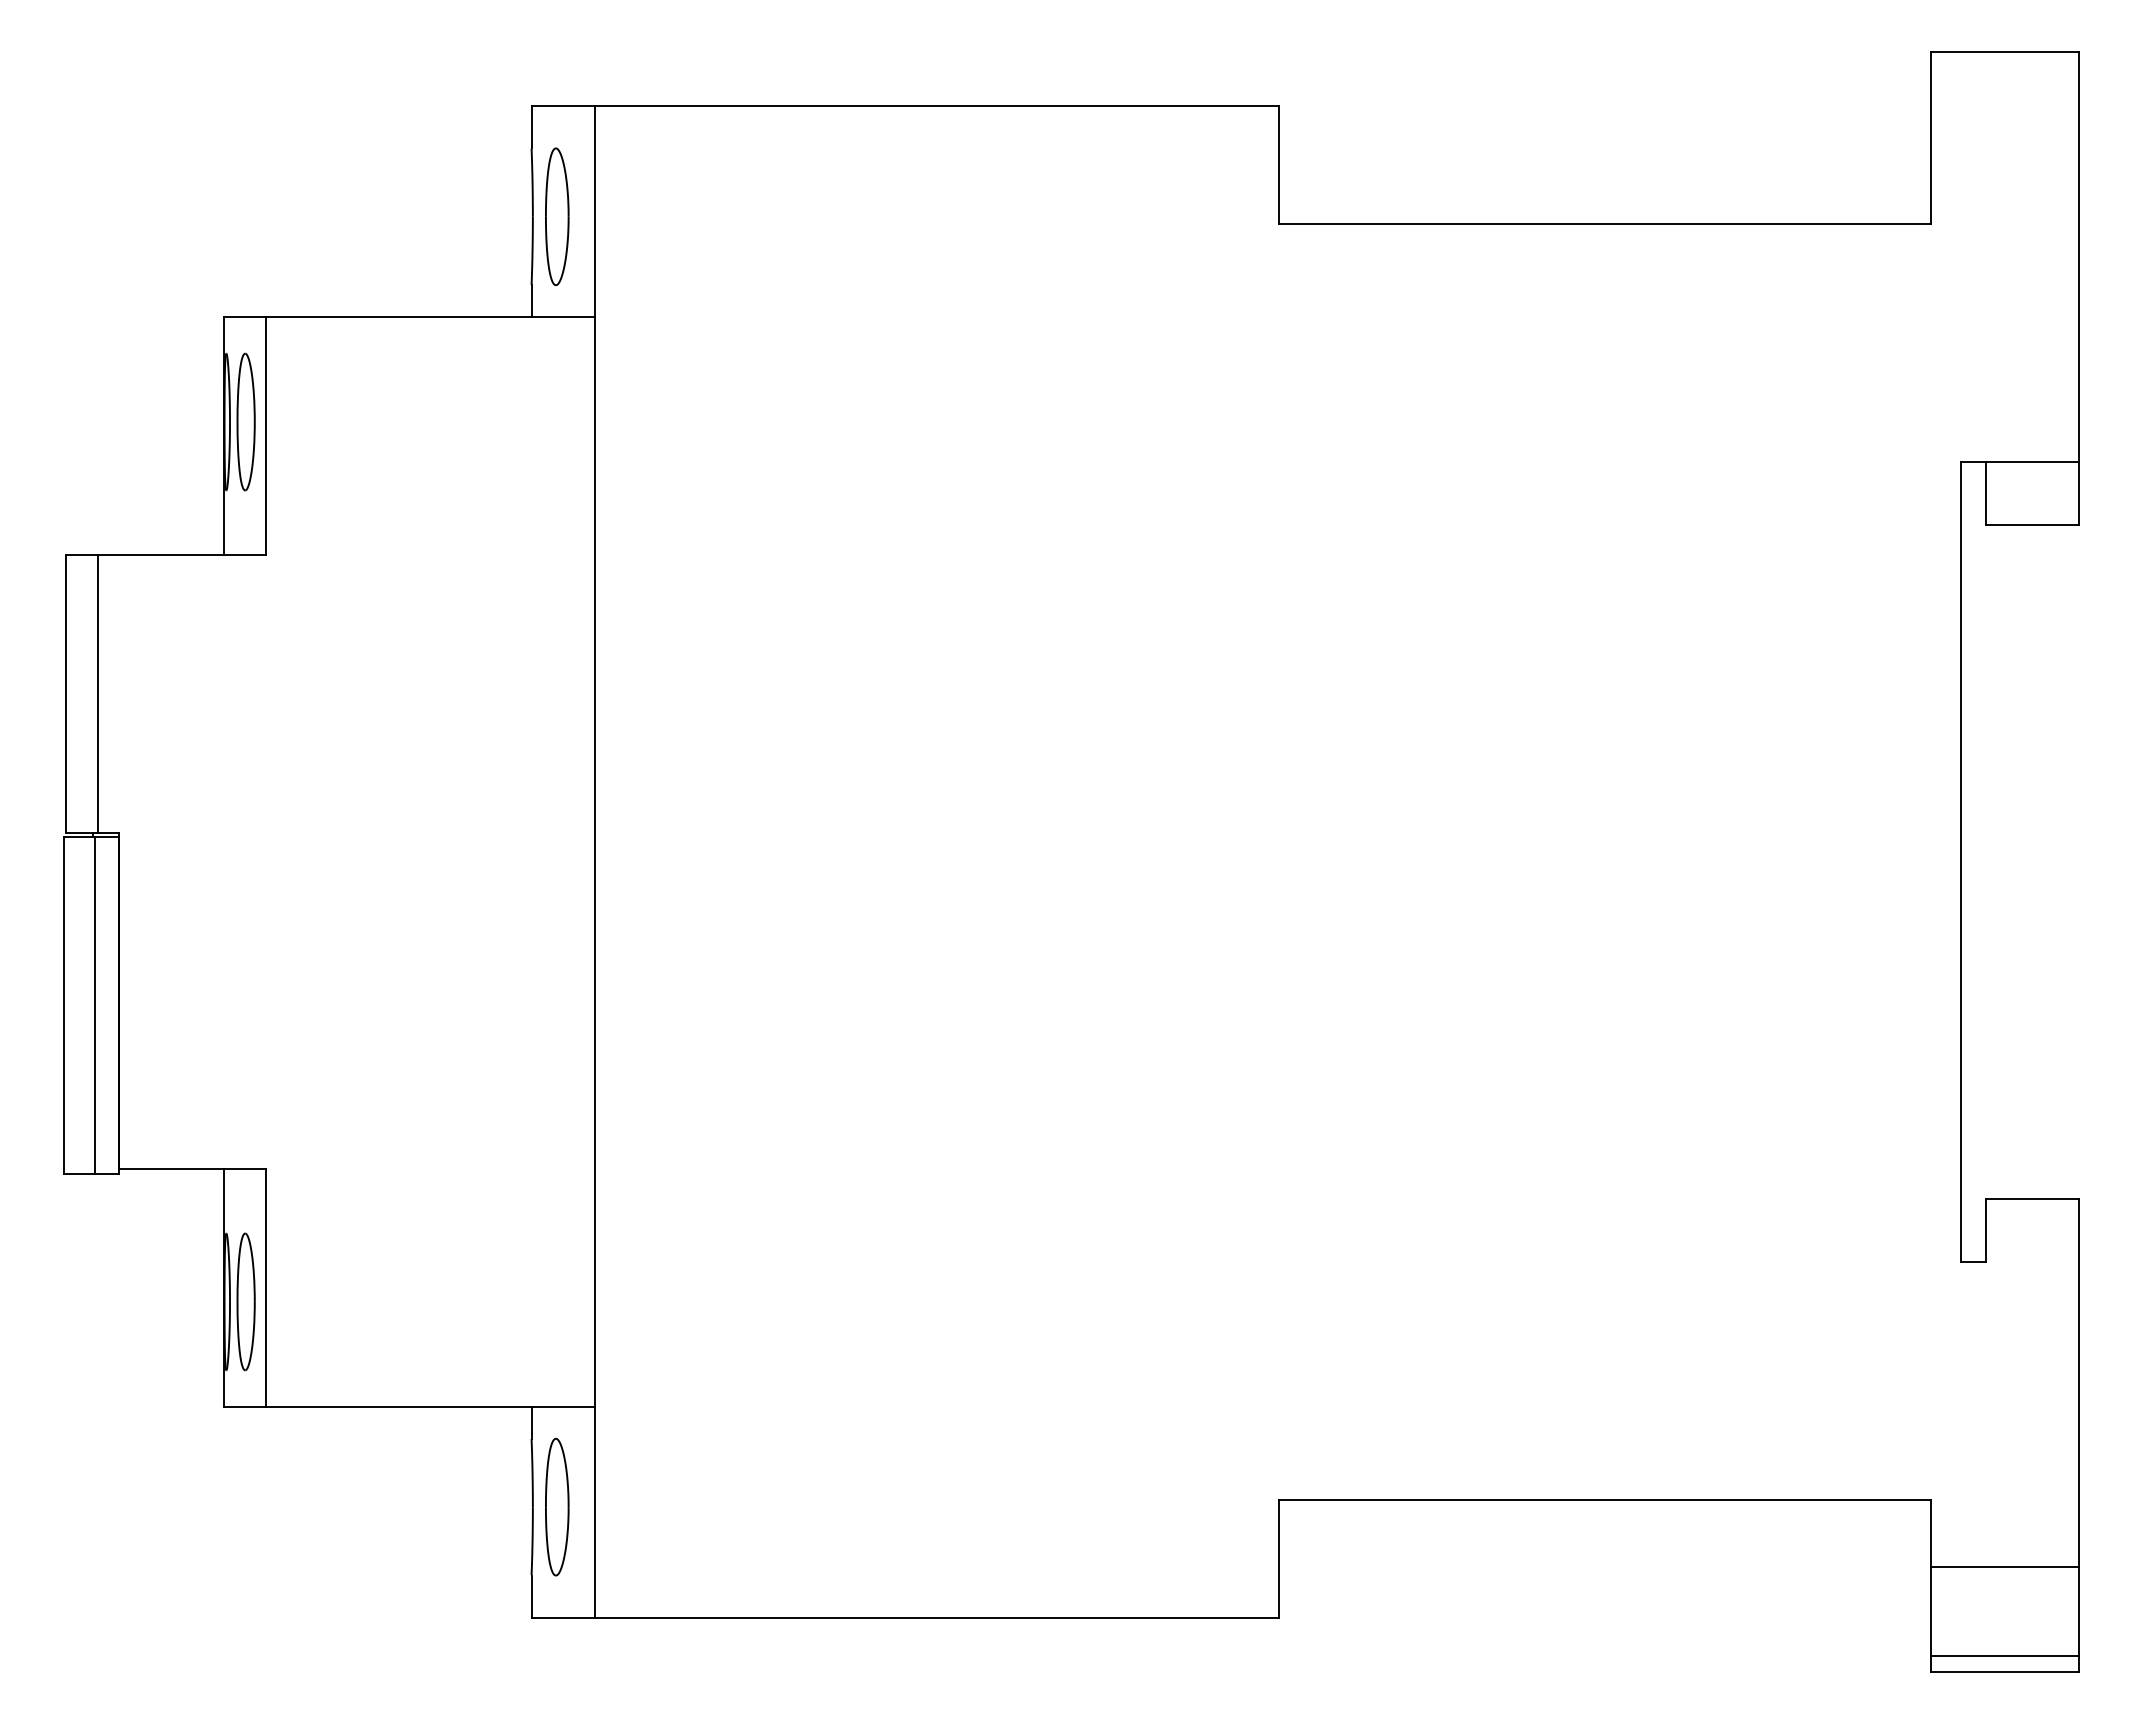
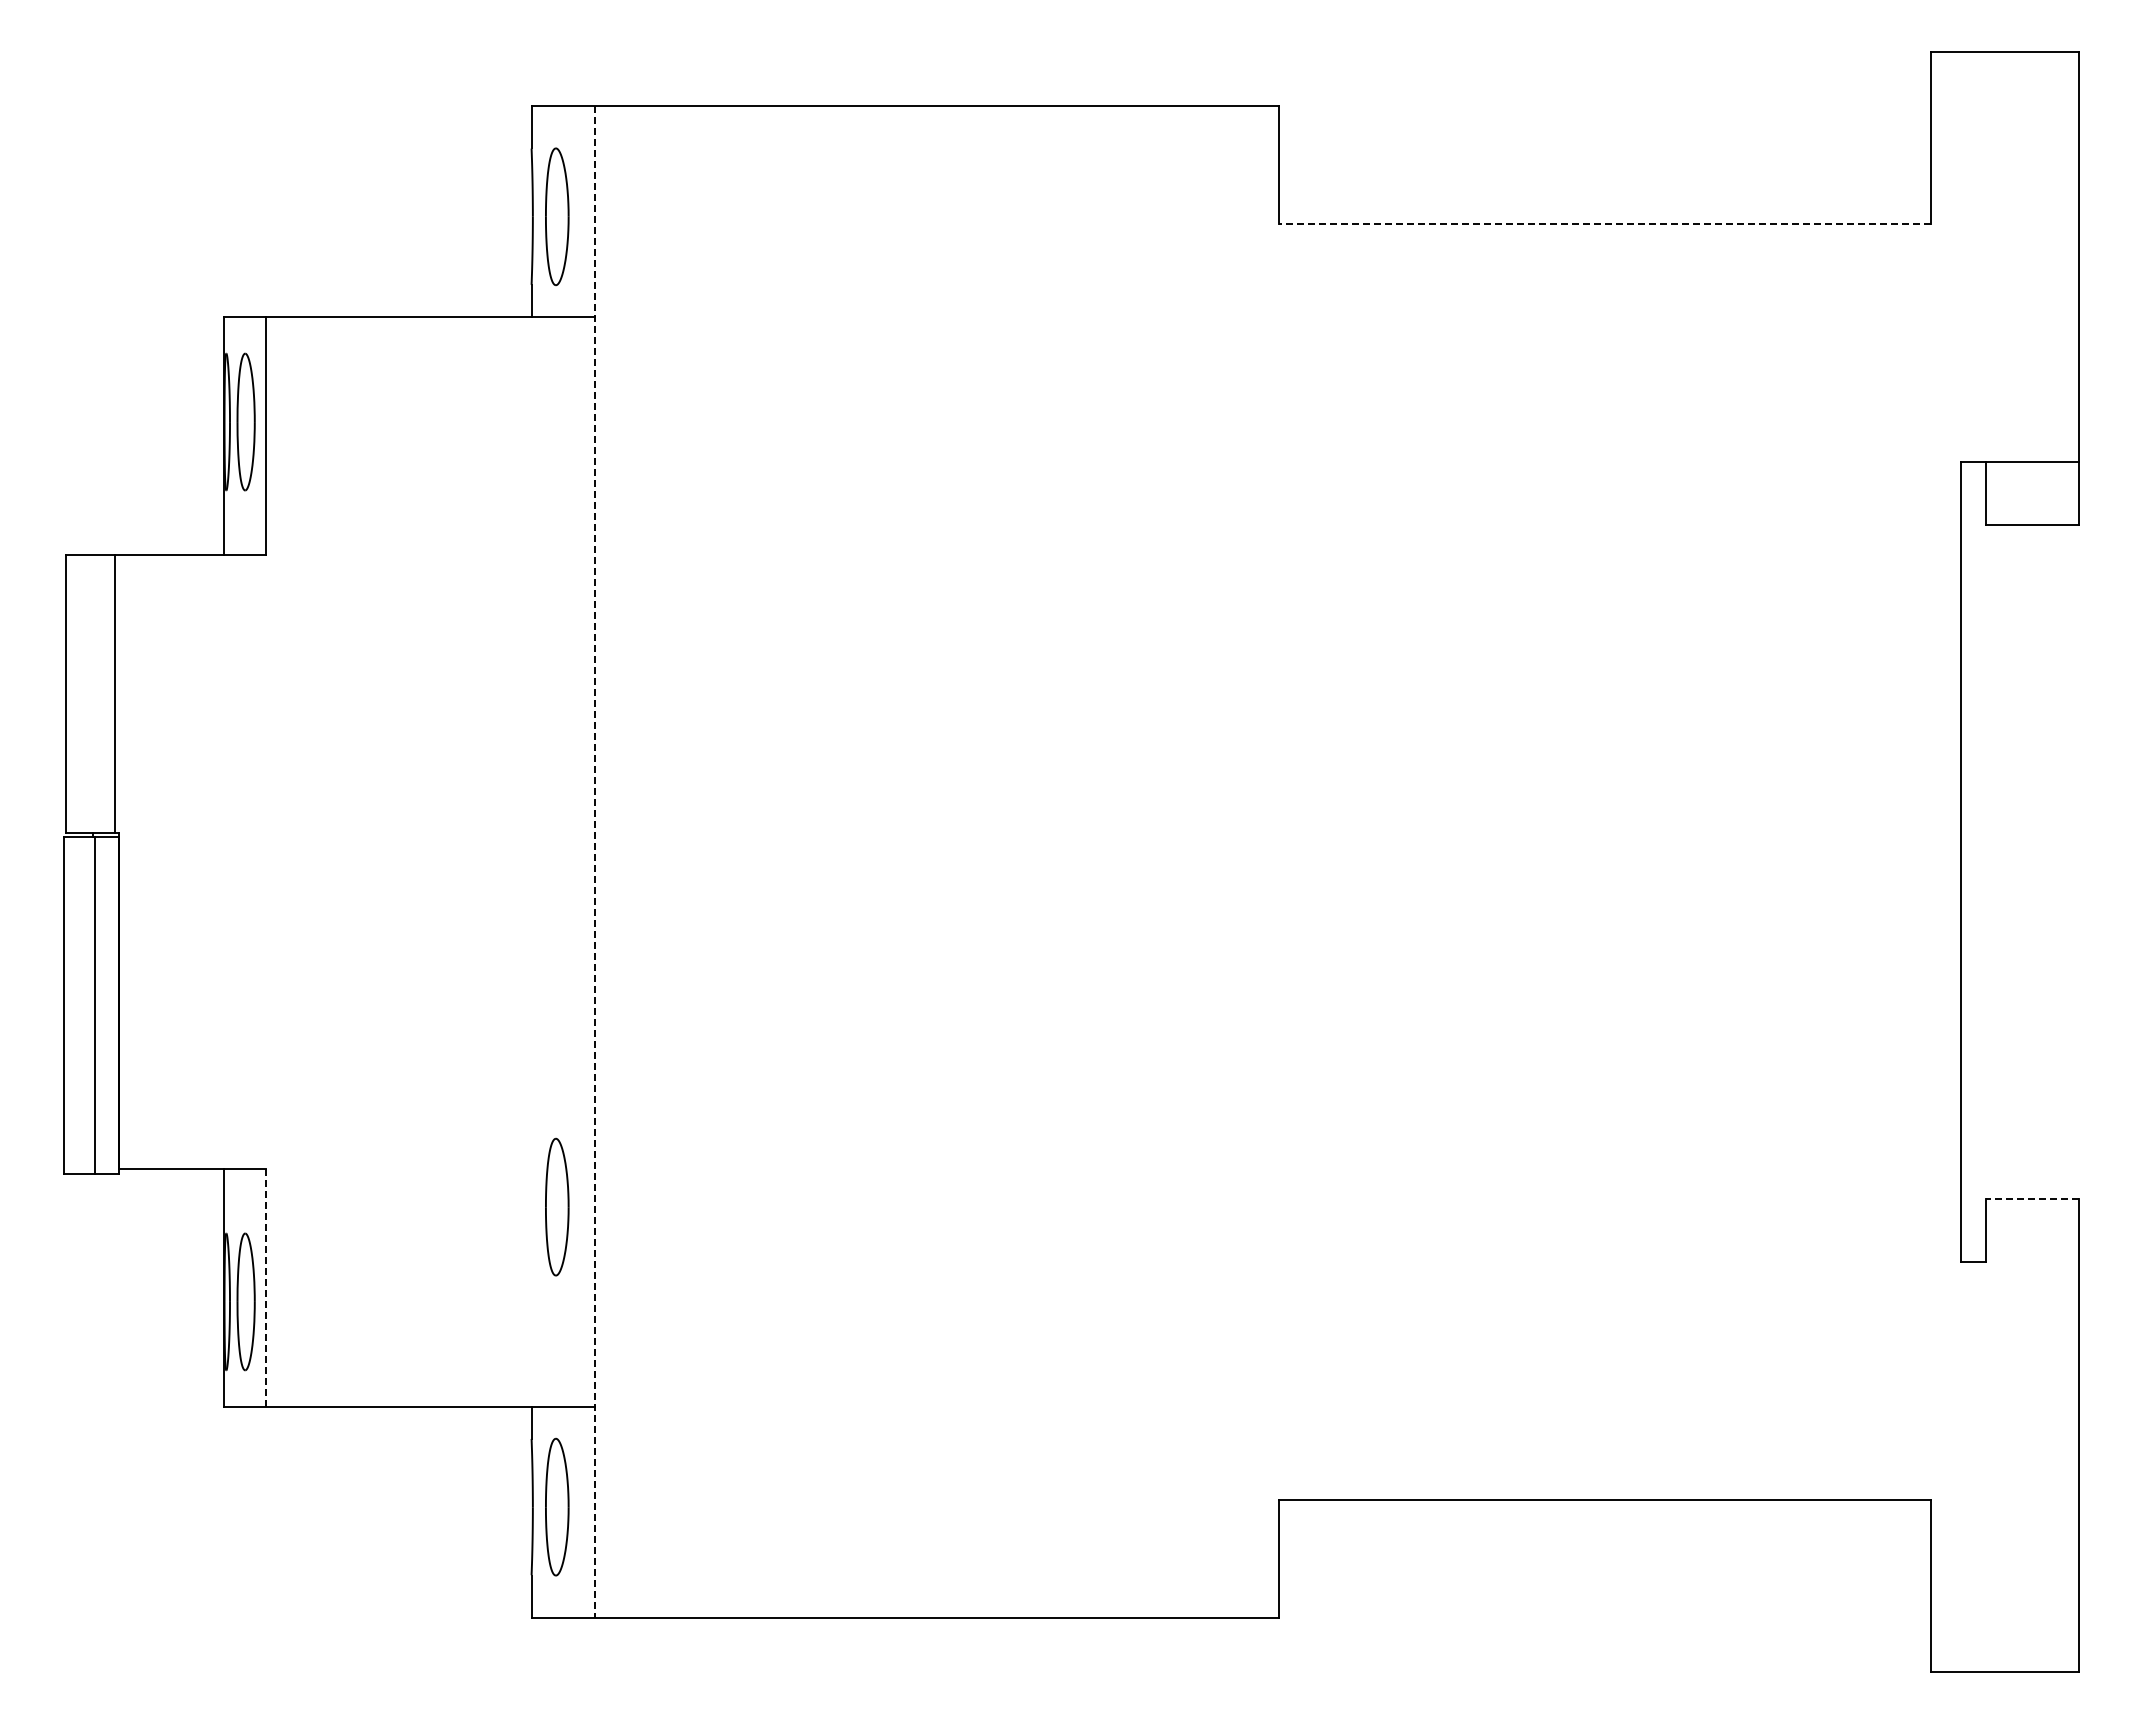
line: solid -> dashed (1604, 224)
line position: (97, 693) -> (114, 693) (114, 693)
line: solid -> dashed (594, 861)
line: solid -> dashed (2031, 1198)
part: none -> present (557, 1206)
line: solid -> dashed (266, 1288)
line: present -> none (2004, 1567)
line: present -> none (2004, 1656)
